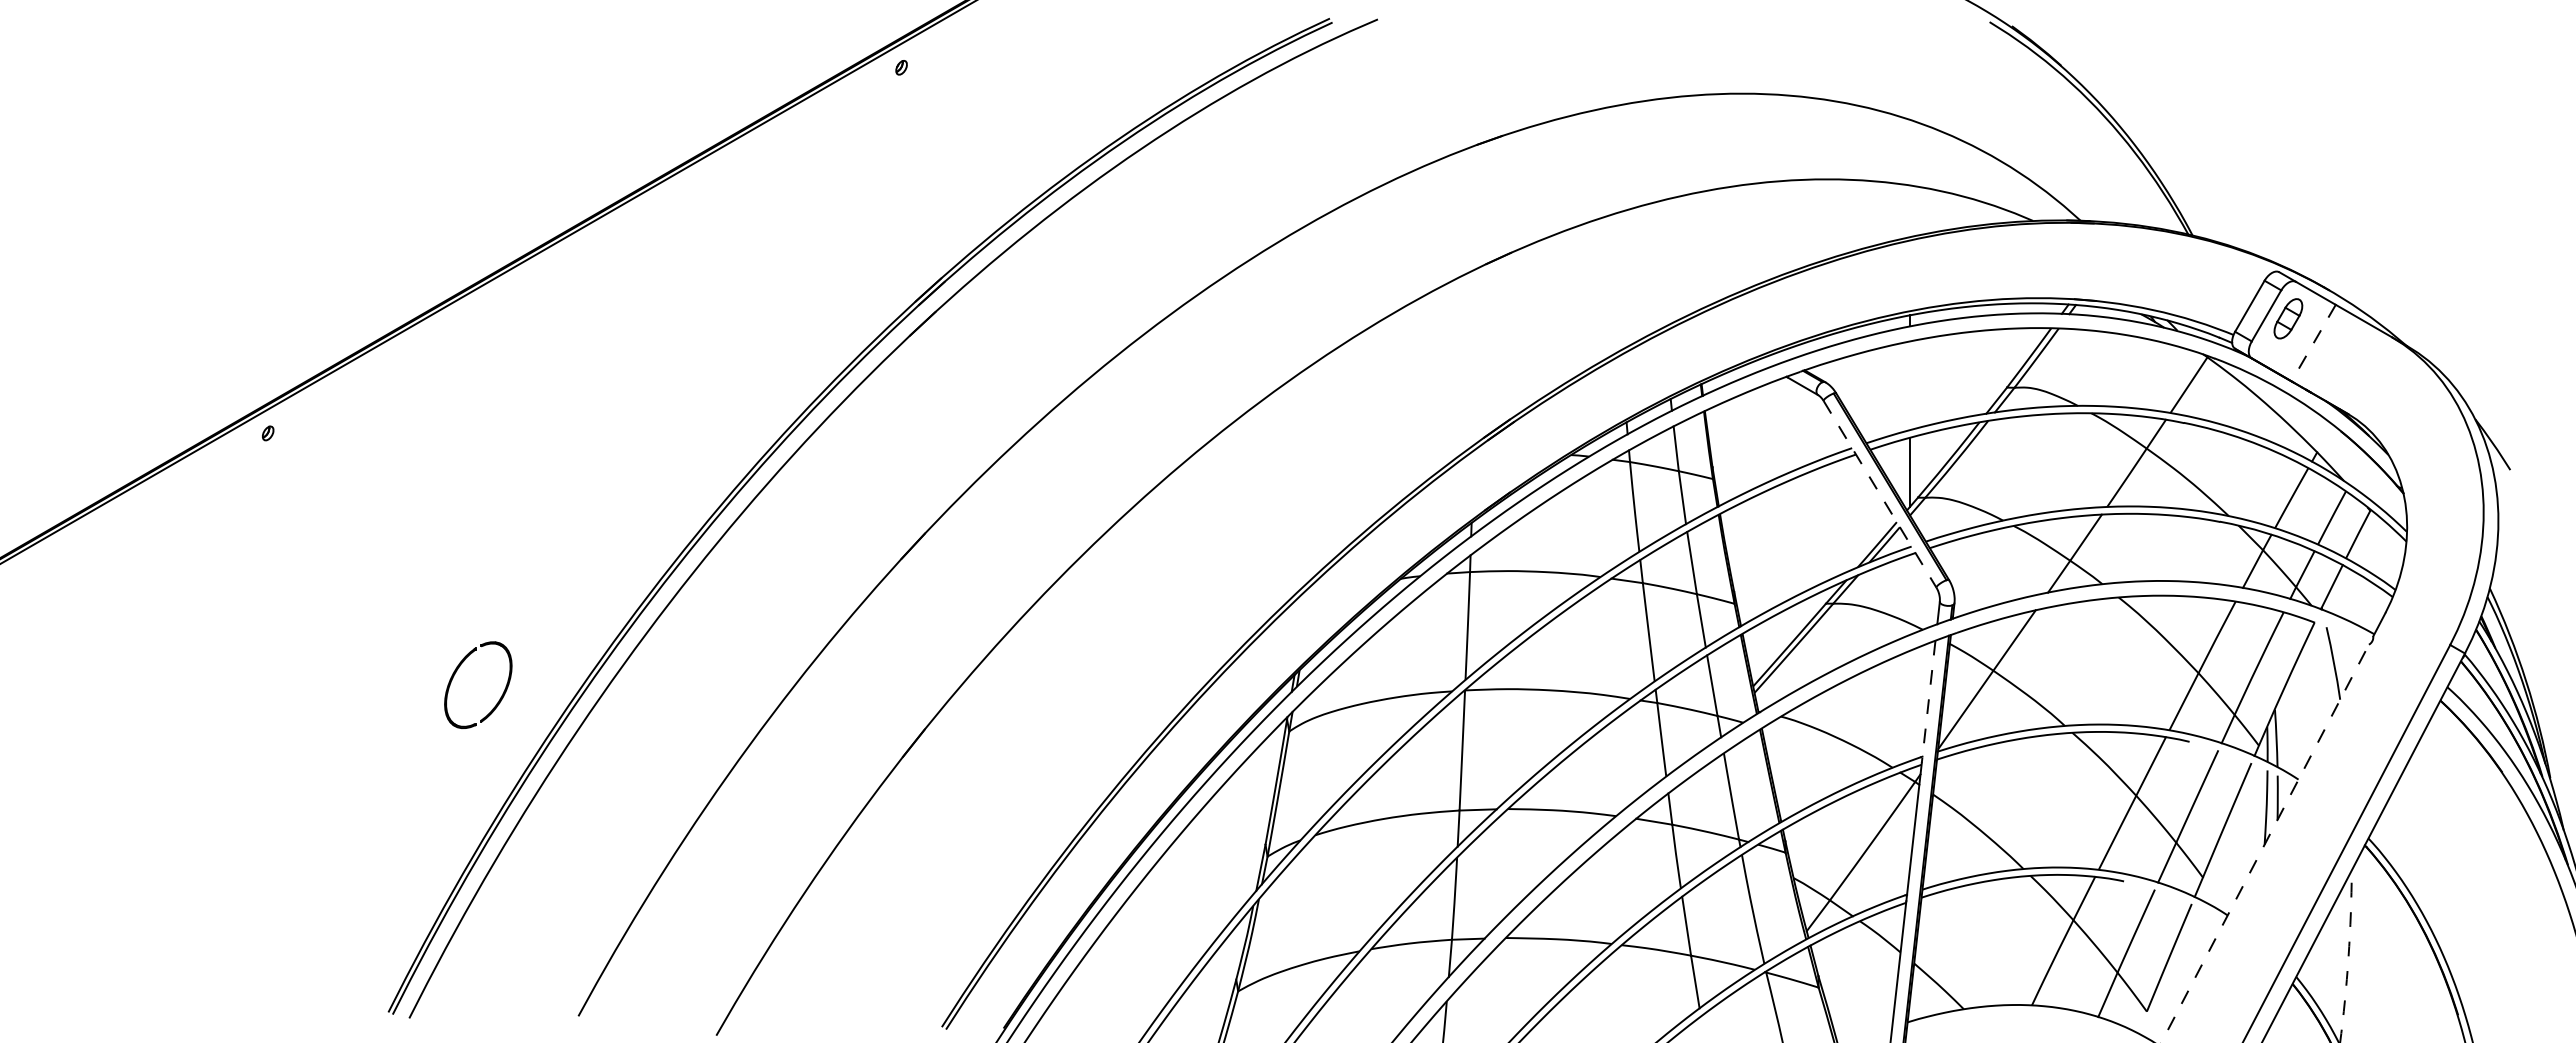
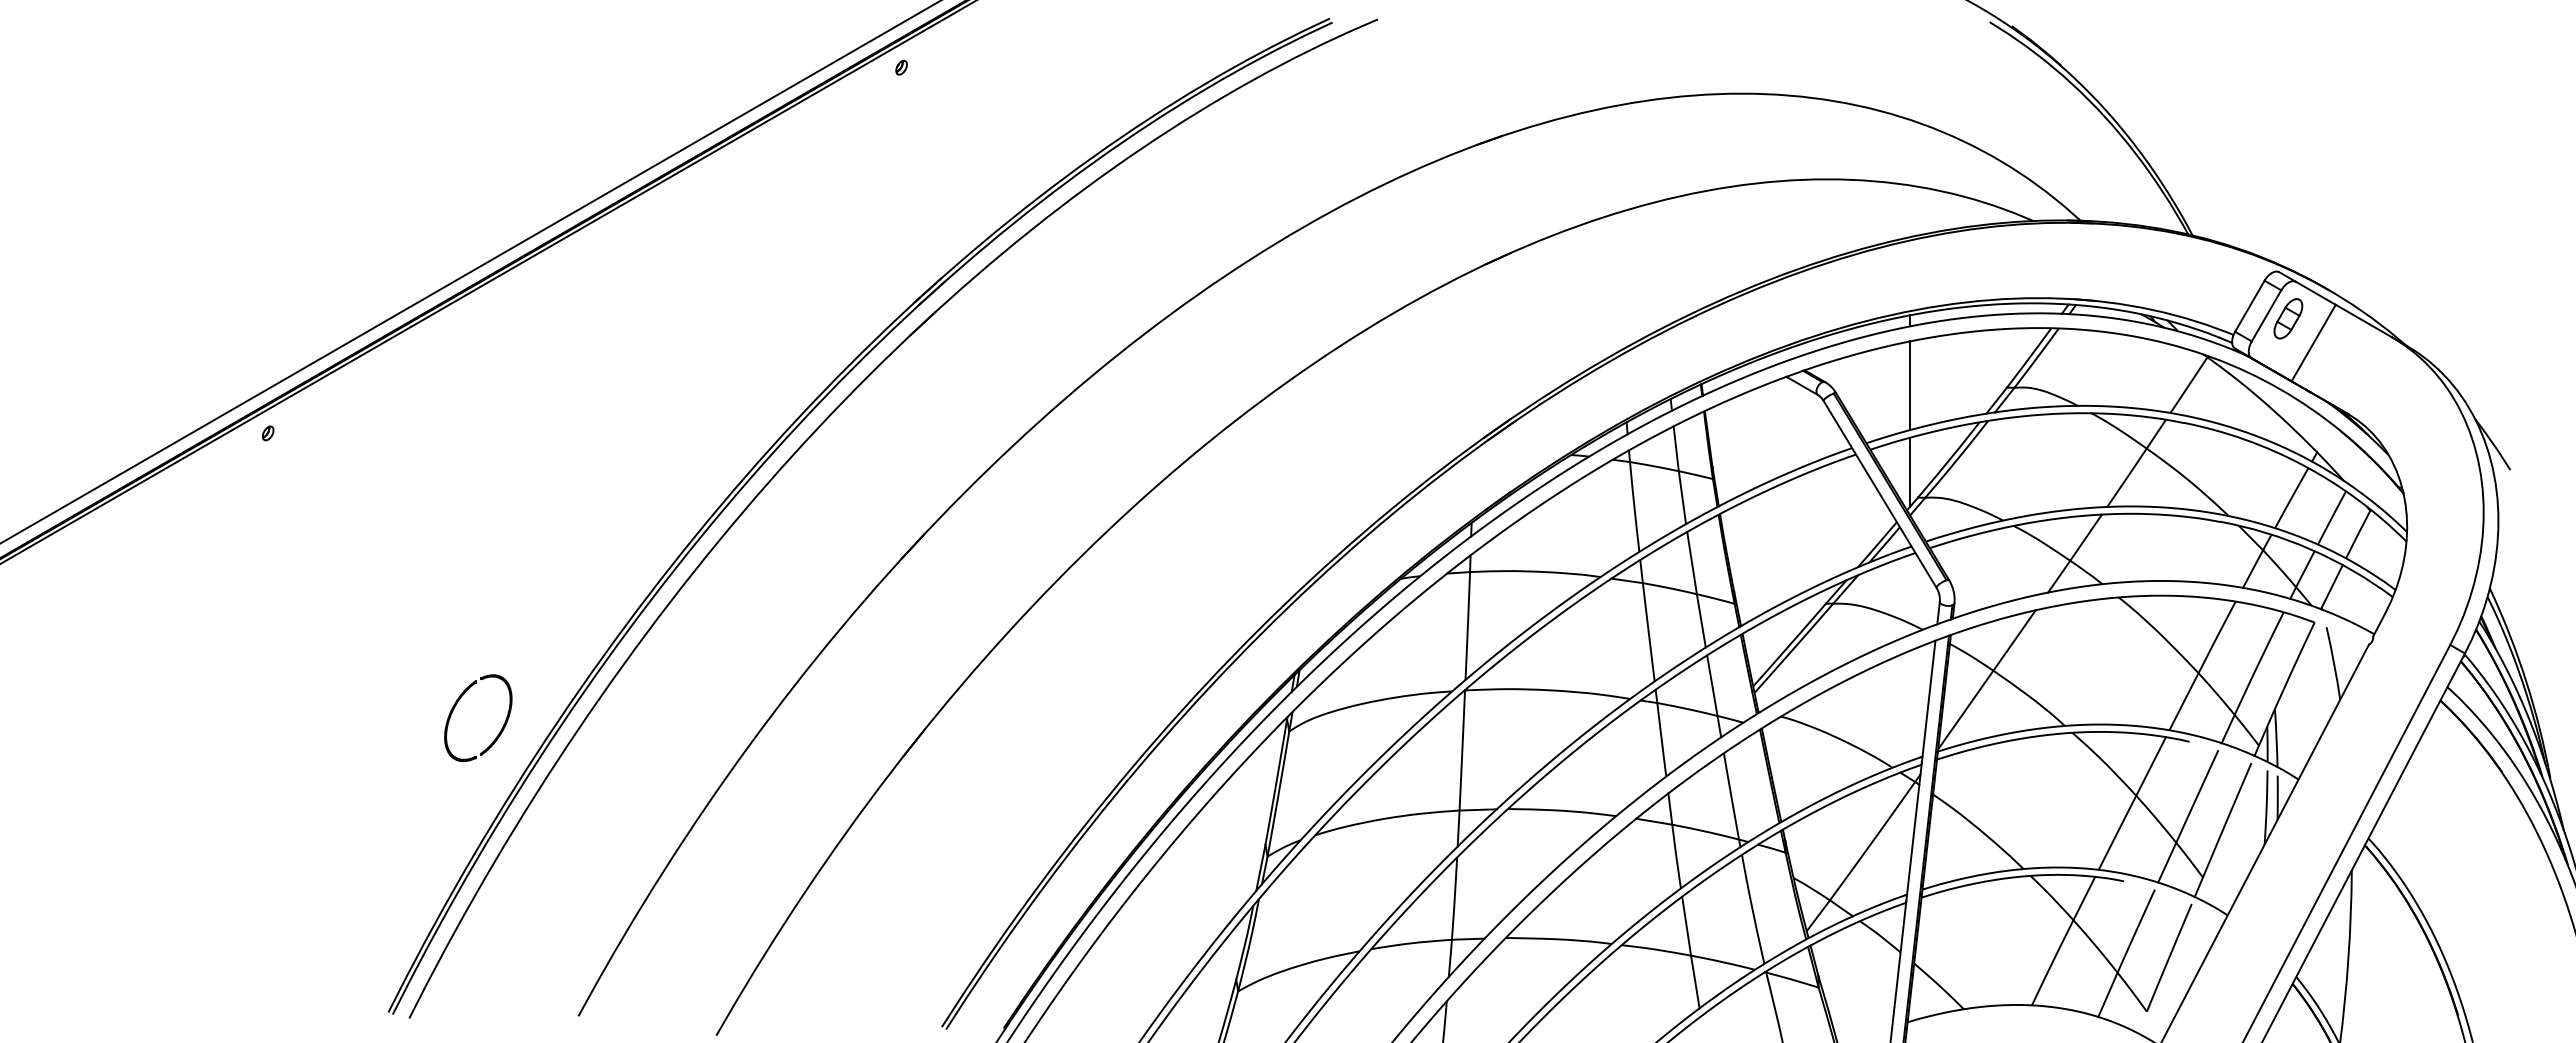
line: none -> present (469, 272)
line: dashed -> solid (2313, 343)
line: none -> present (1910, 385)
line: dashed -> solid (1880, 494)
part position: (458, 669) -> (458, 702) (458, 702)
line: dashed -> solid (1928, 701)
line: dashed -> solid (2265, 843)
arc: dashed -> solid (2348, 956)
